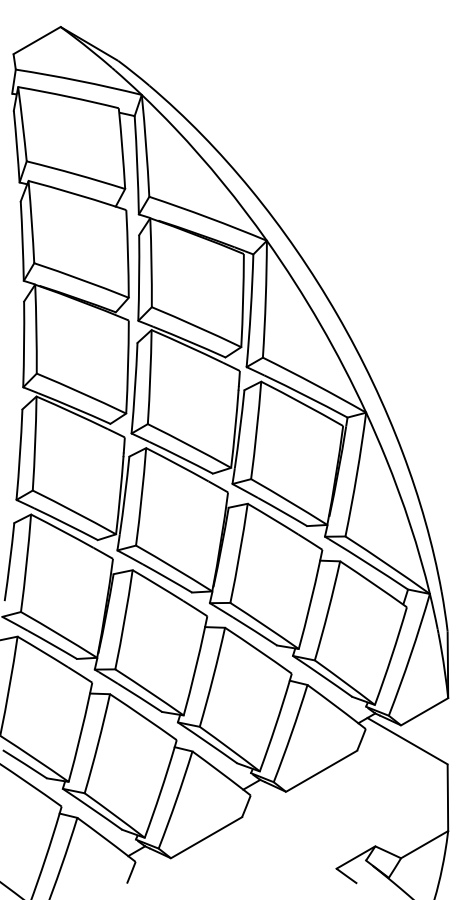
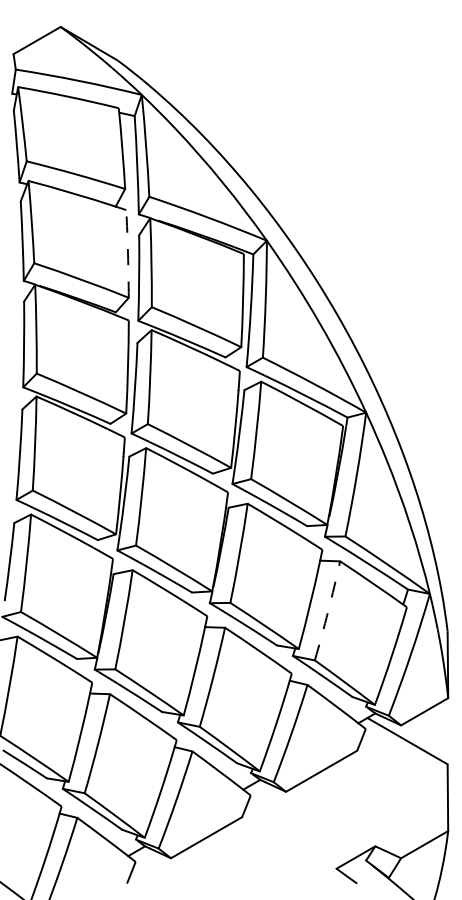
arc: solid -> dashed (128, 253)
arc: solid -> dashed (328, 611)
